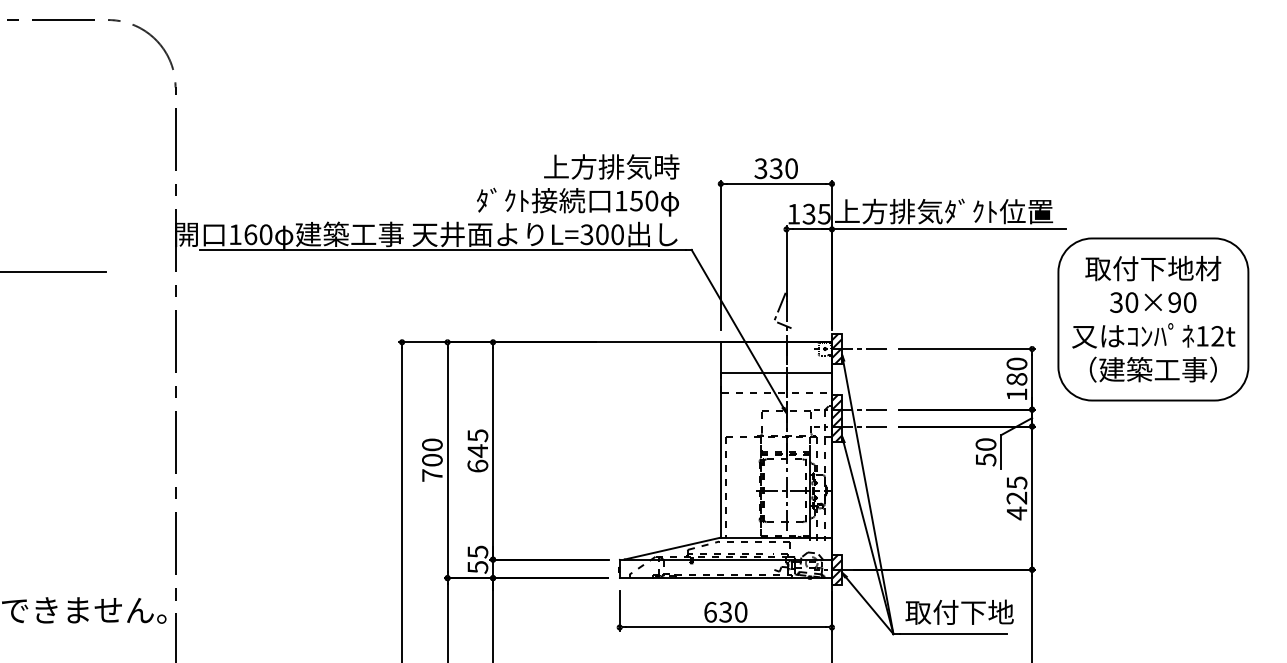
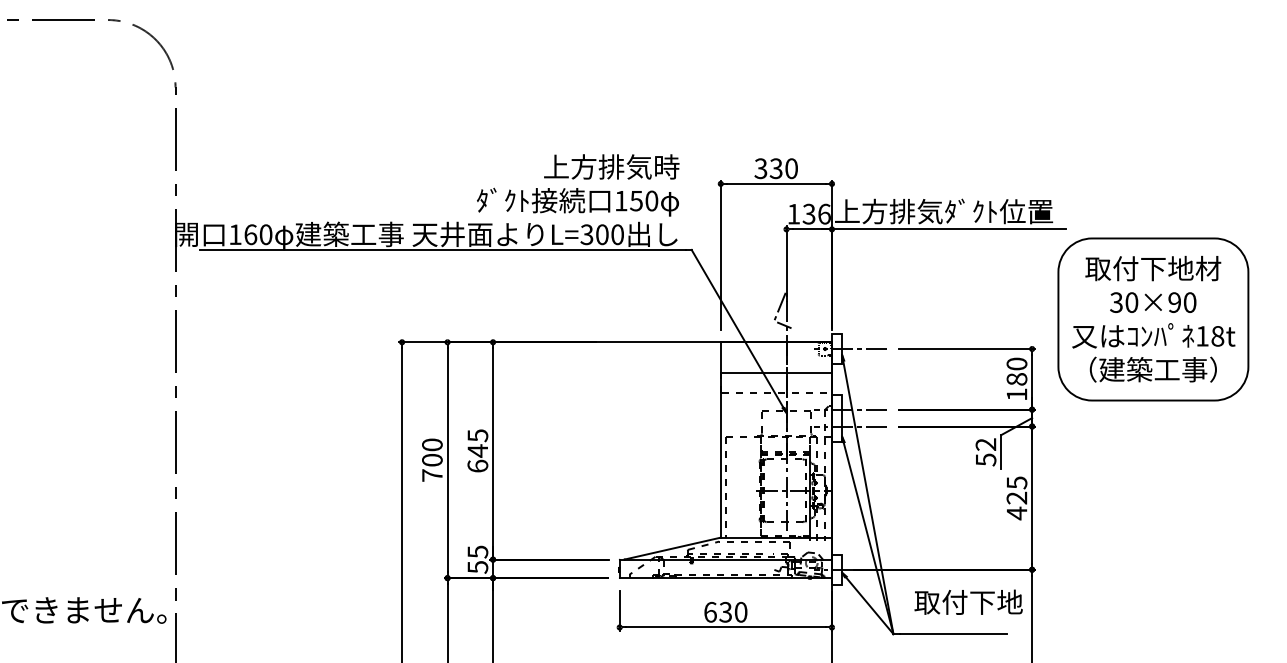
text: 135 -> 136 (824, 213)
line: present -> none (53, 272)
text: 12t -> 18t (1217, 336)
hatch: present -> none (837, 348)
hatch: present -> none (837, 417)
text: 50 -> 52 (985, 444)
hatch: present -> none (837, 569)
text position: (959, 611) -> (968, 601) (968, 601)
